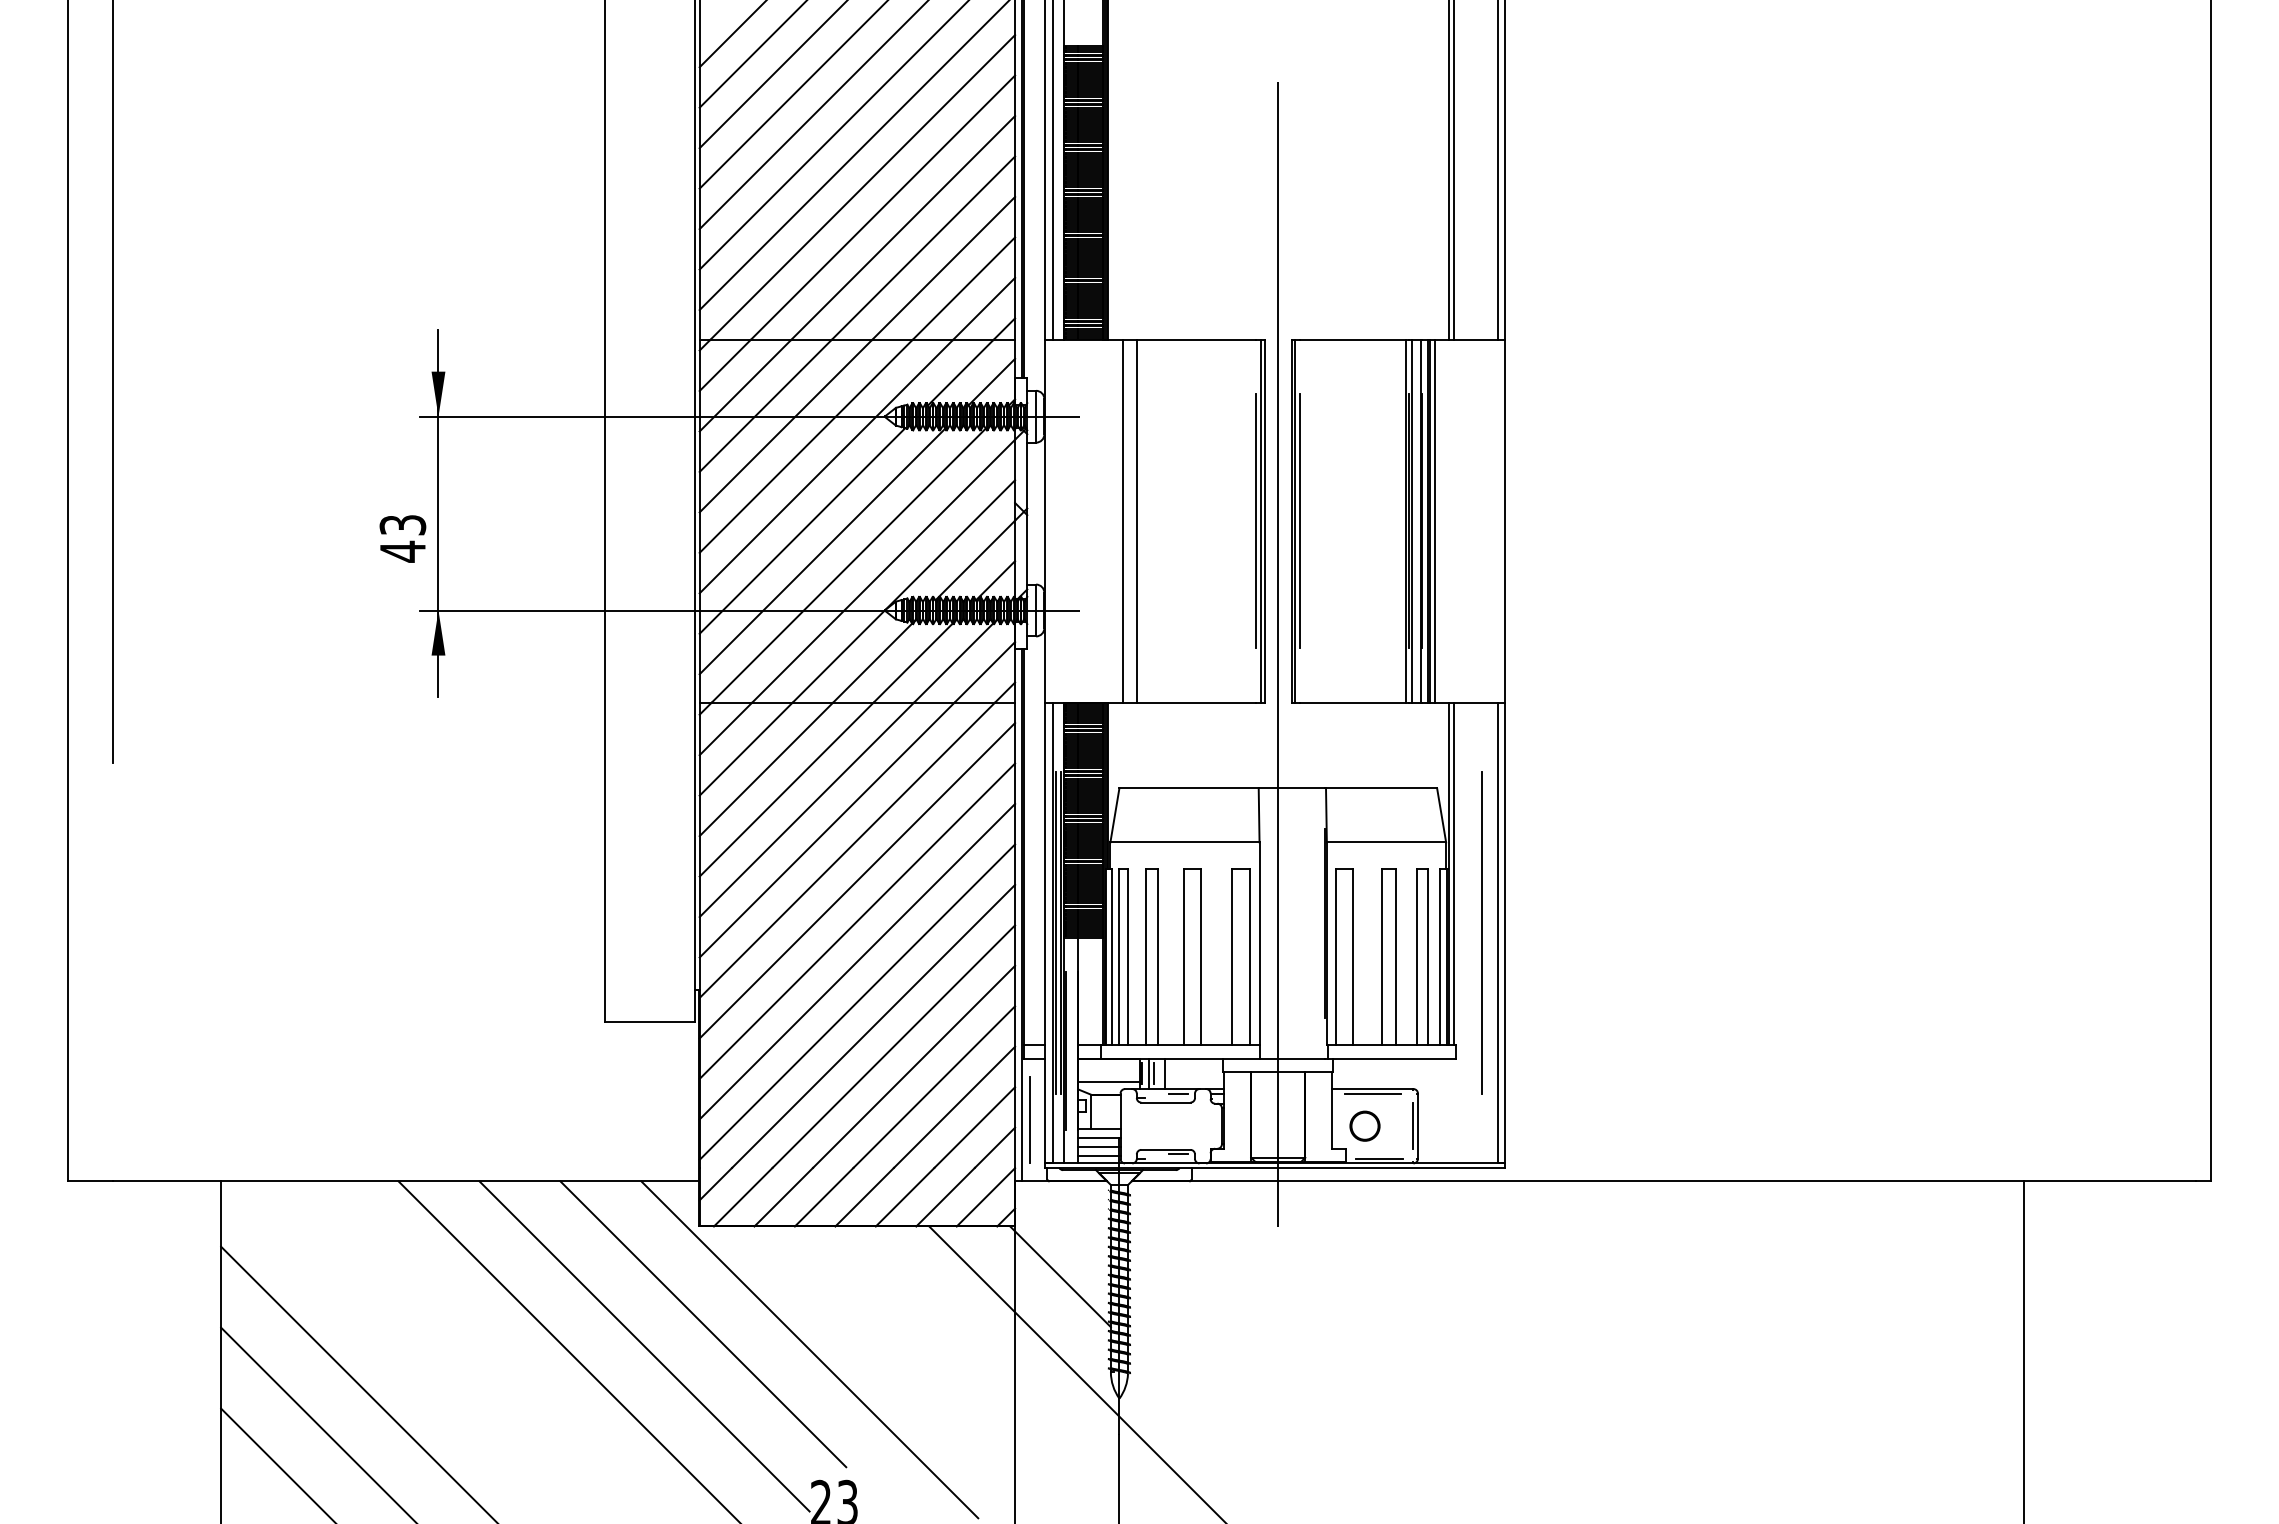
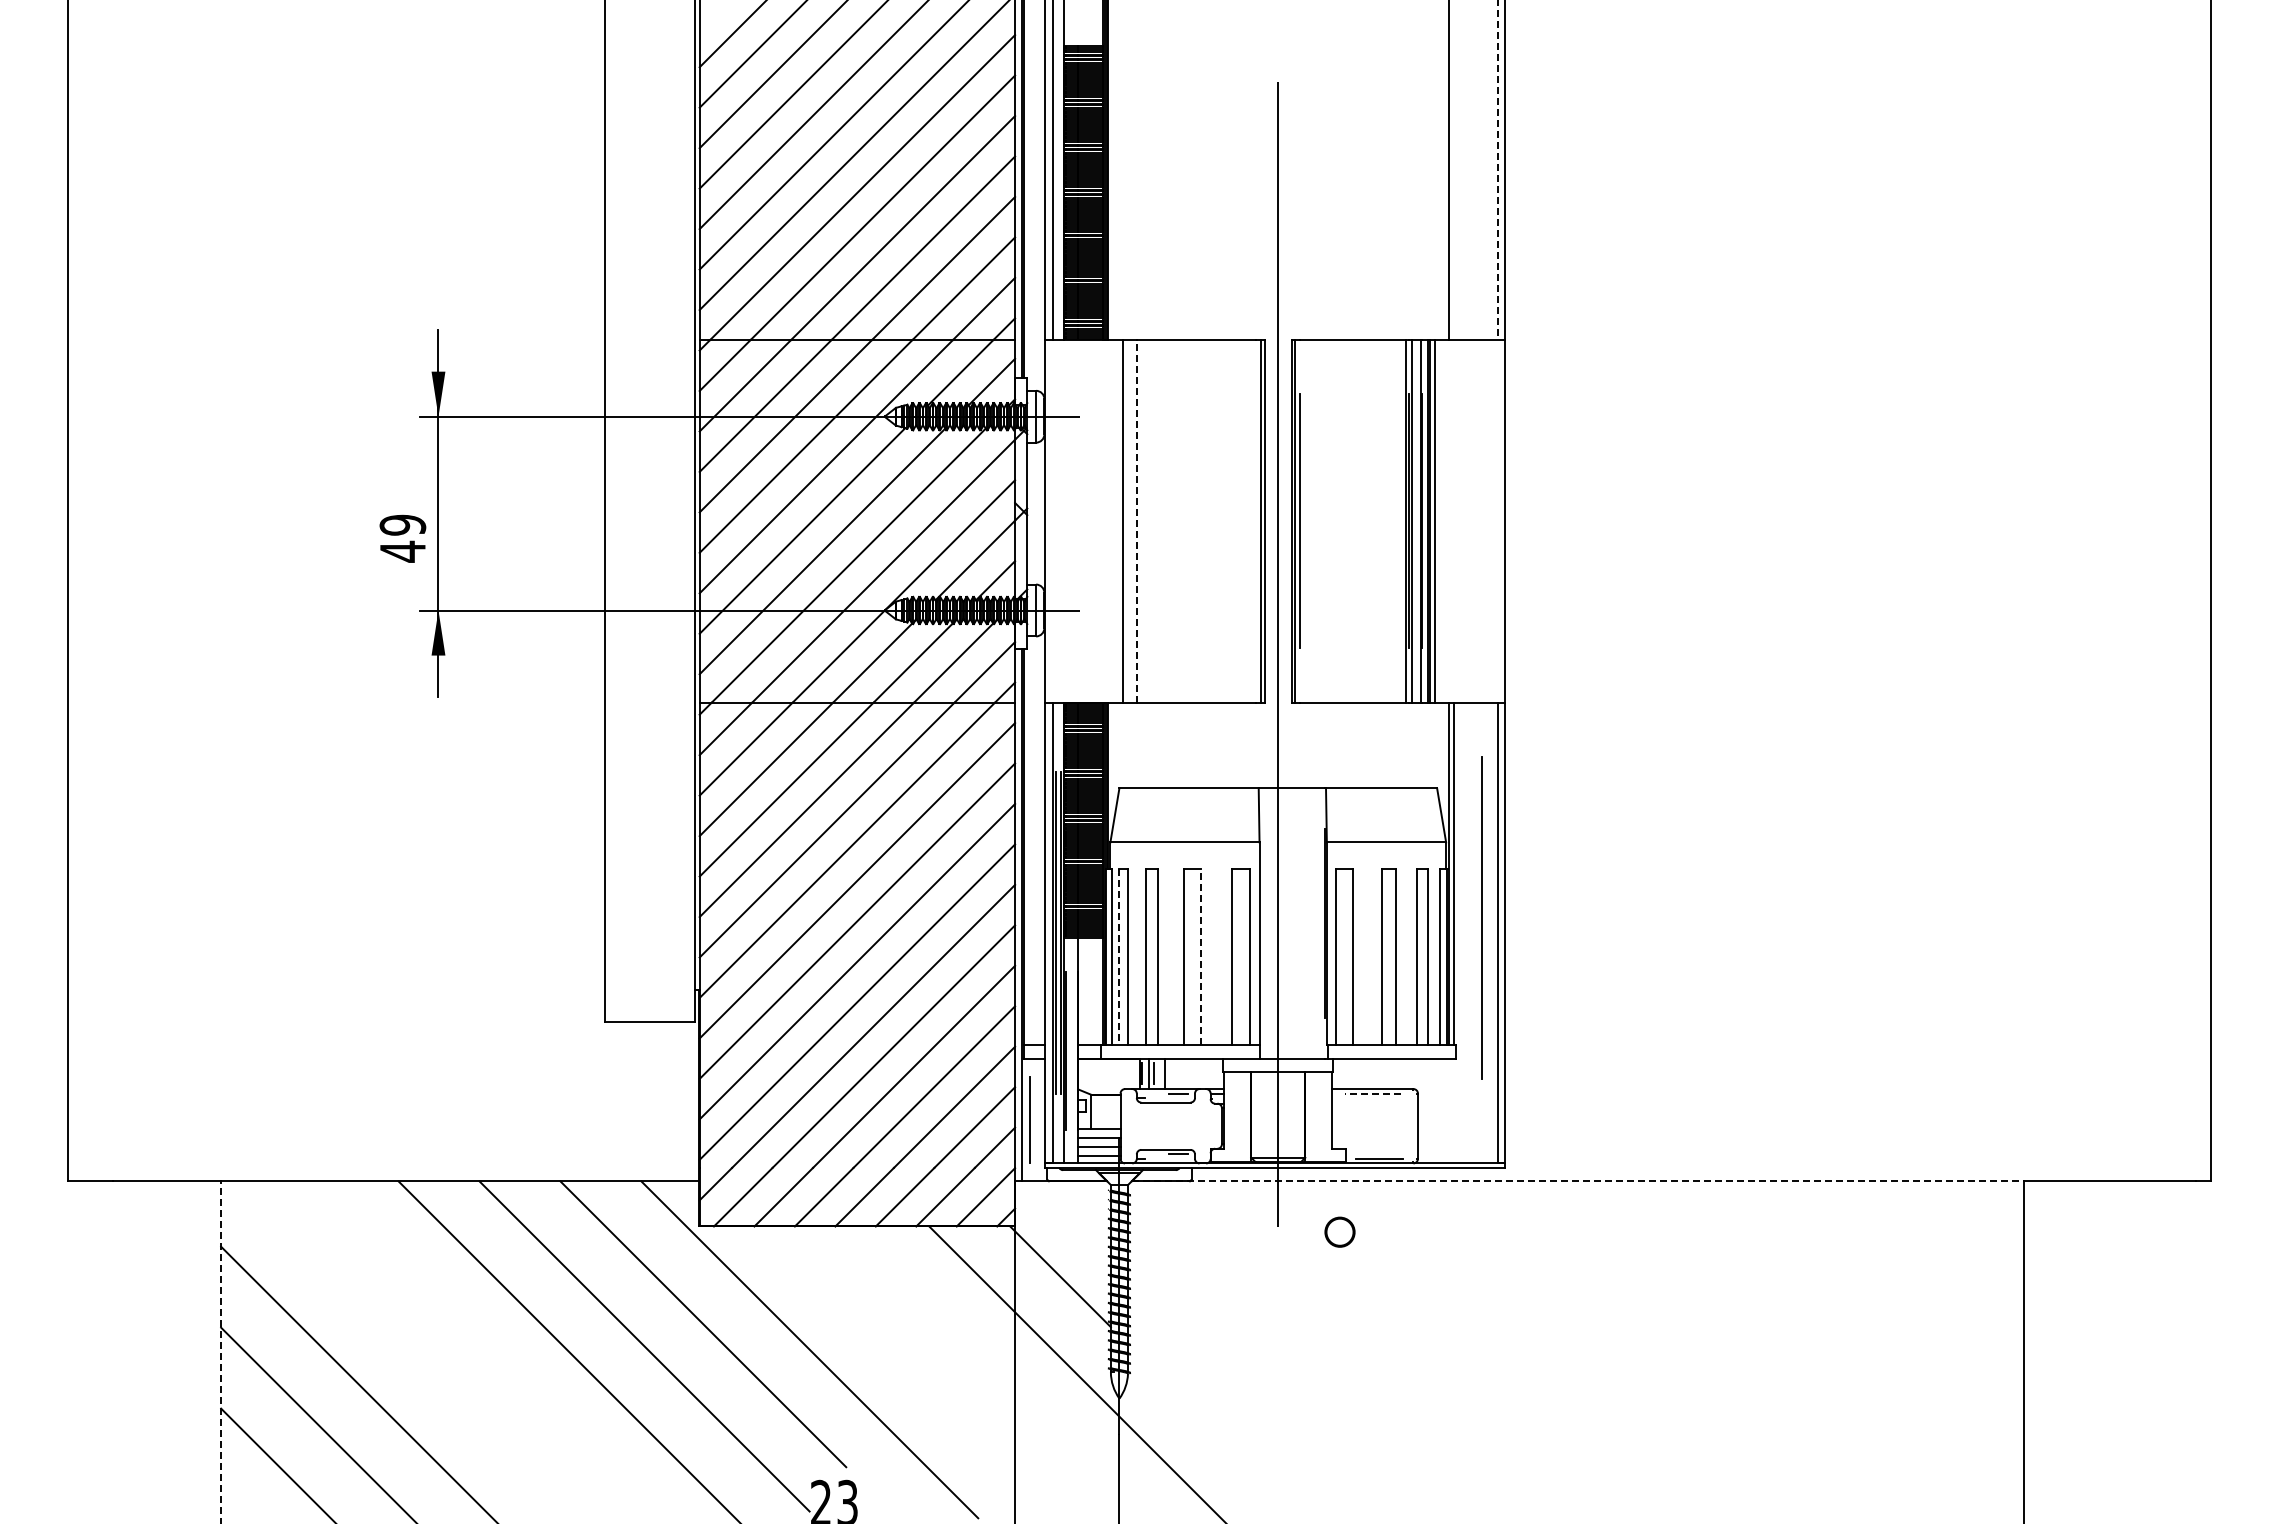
line: present -> none (1454, 170)
line: solid -> dashed (1497, 170)
line: present -> none (113, 382)
line: solid -> dashed (1137, 520)
line: present -> none (1256, 521)
text: 43 -> 49 (402, 524)
line position: (1481, 932) -> (1481, 917) (1481, 917)
line: solid -> dashed (1118, 957)
line: solid -> dashed (1200, 957)
line: present -> none (1109, 1081)
line: solid -> dashed (1372, 1093)
circle position: (1364, 1125) -> (1339, 1231) (1339, 1231)
line: present -> none (1413, 1126)
line: solid -> dashed (1577, 1181)
line: solid -> dashed (221, 1352)
